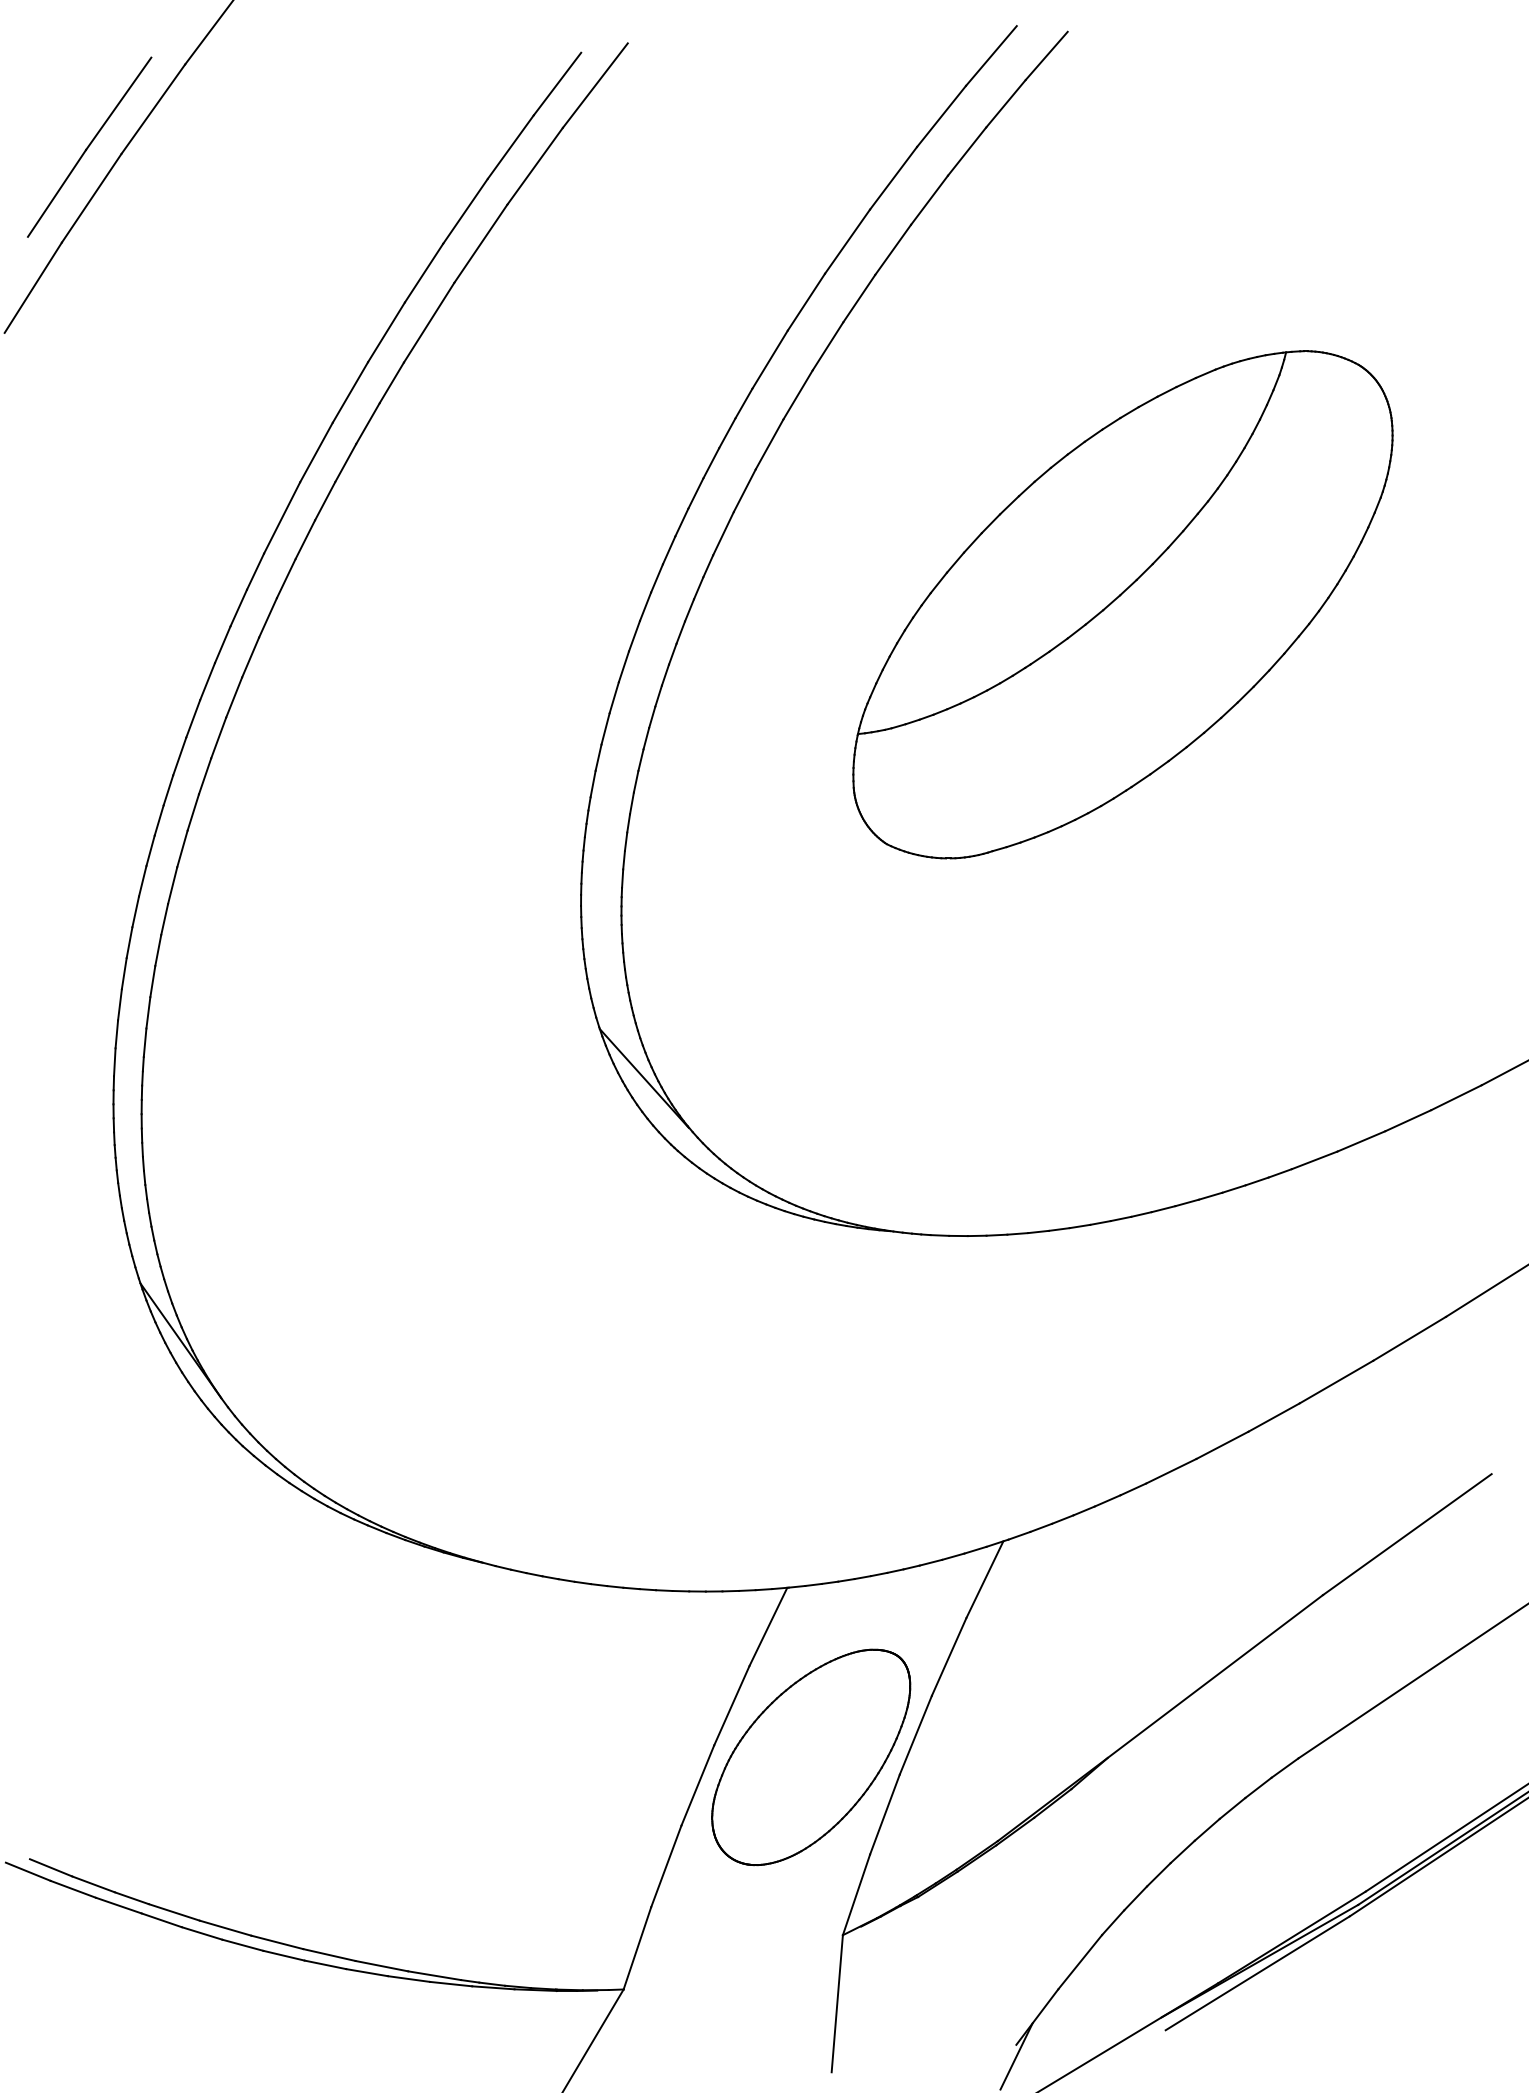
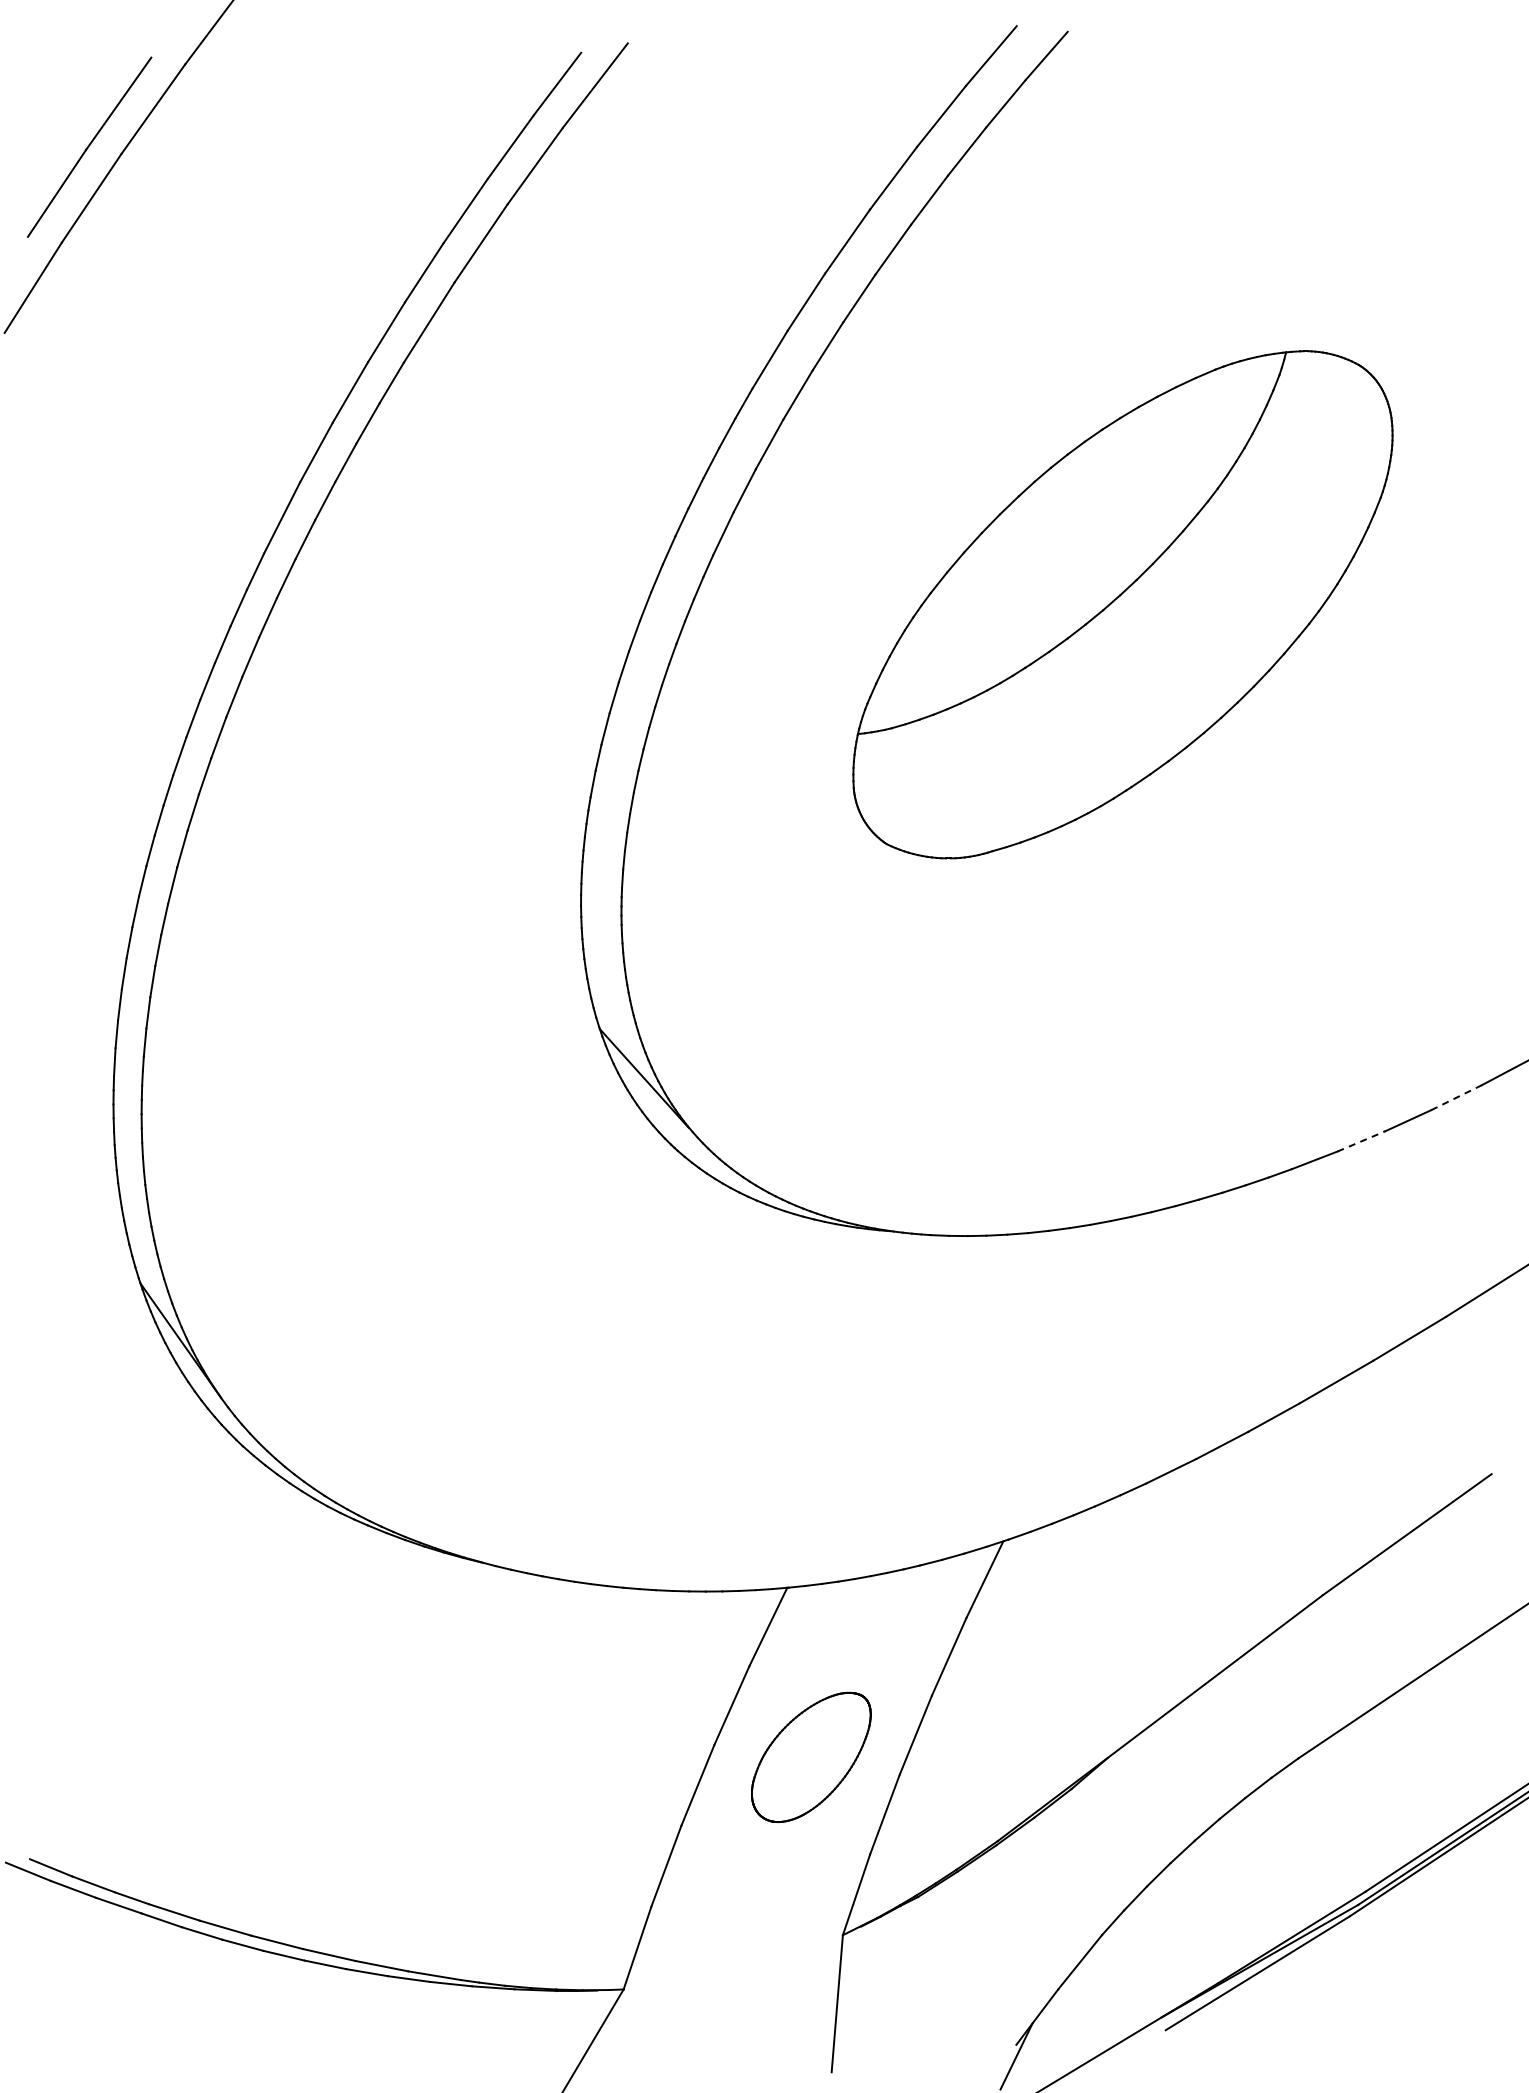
line: solid -> dashed (1456, 1097)
line: solid -> dashed (1361, 1141)
part size: 201x219 px -> 121x132 px (811, 1756)
